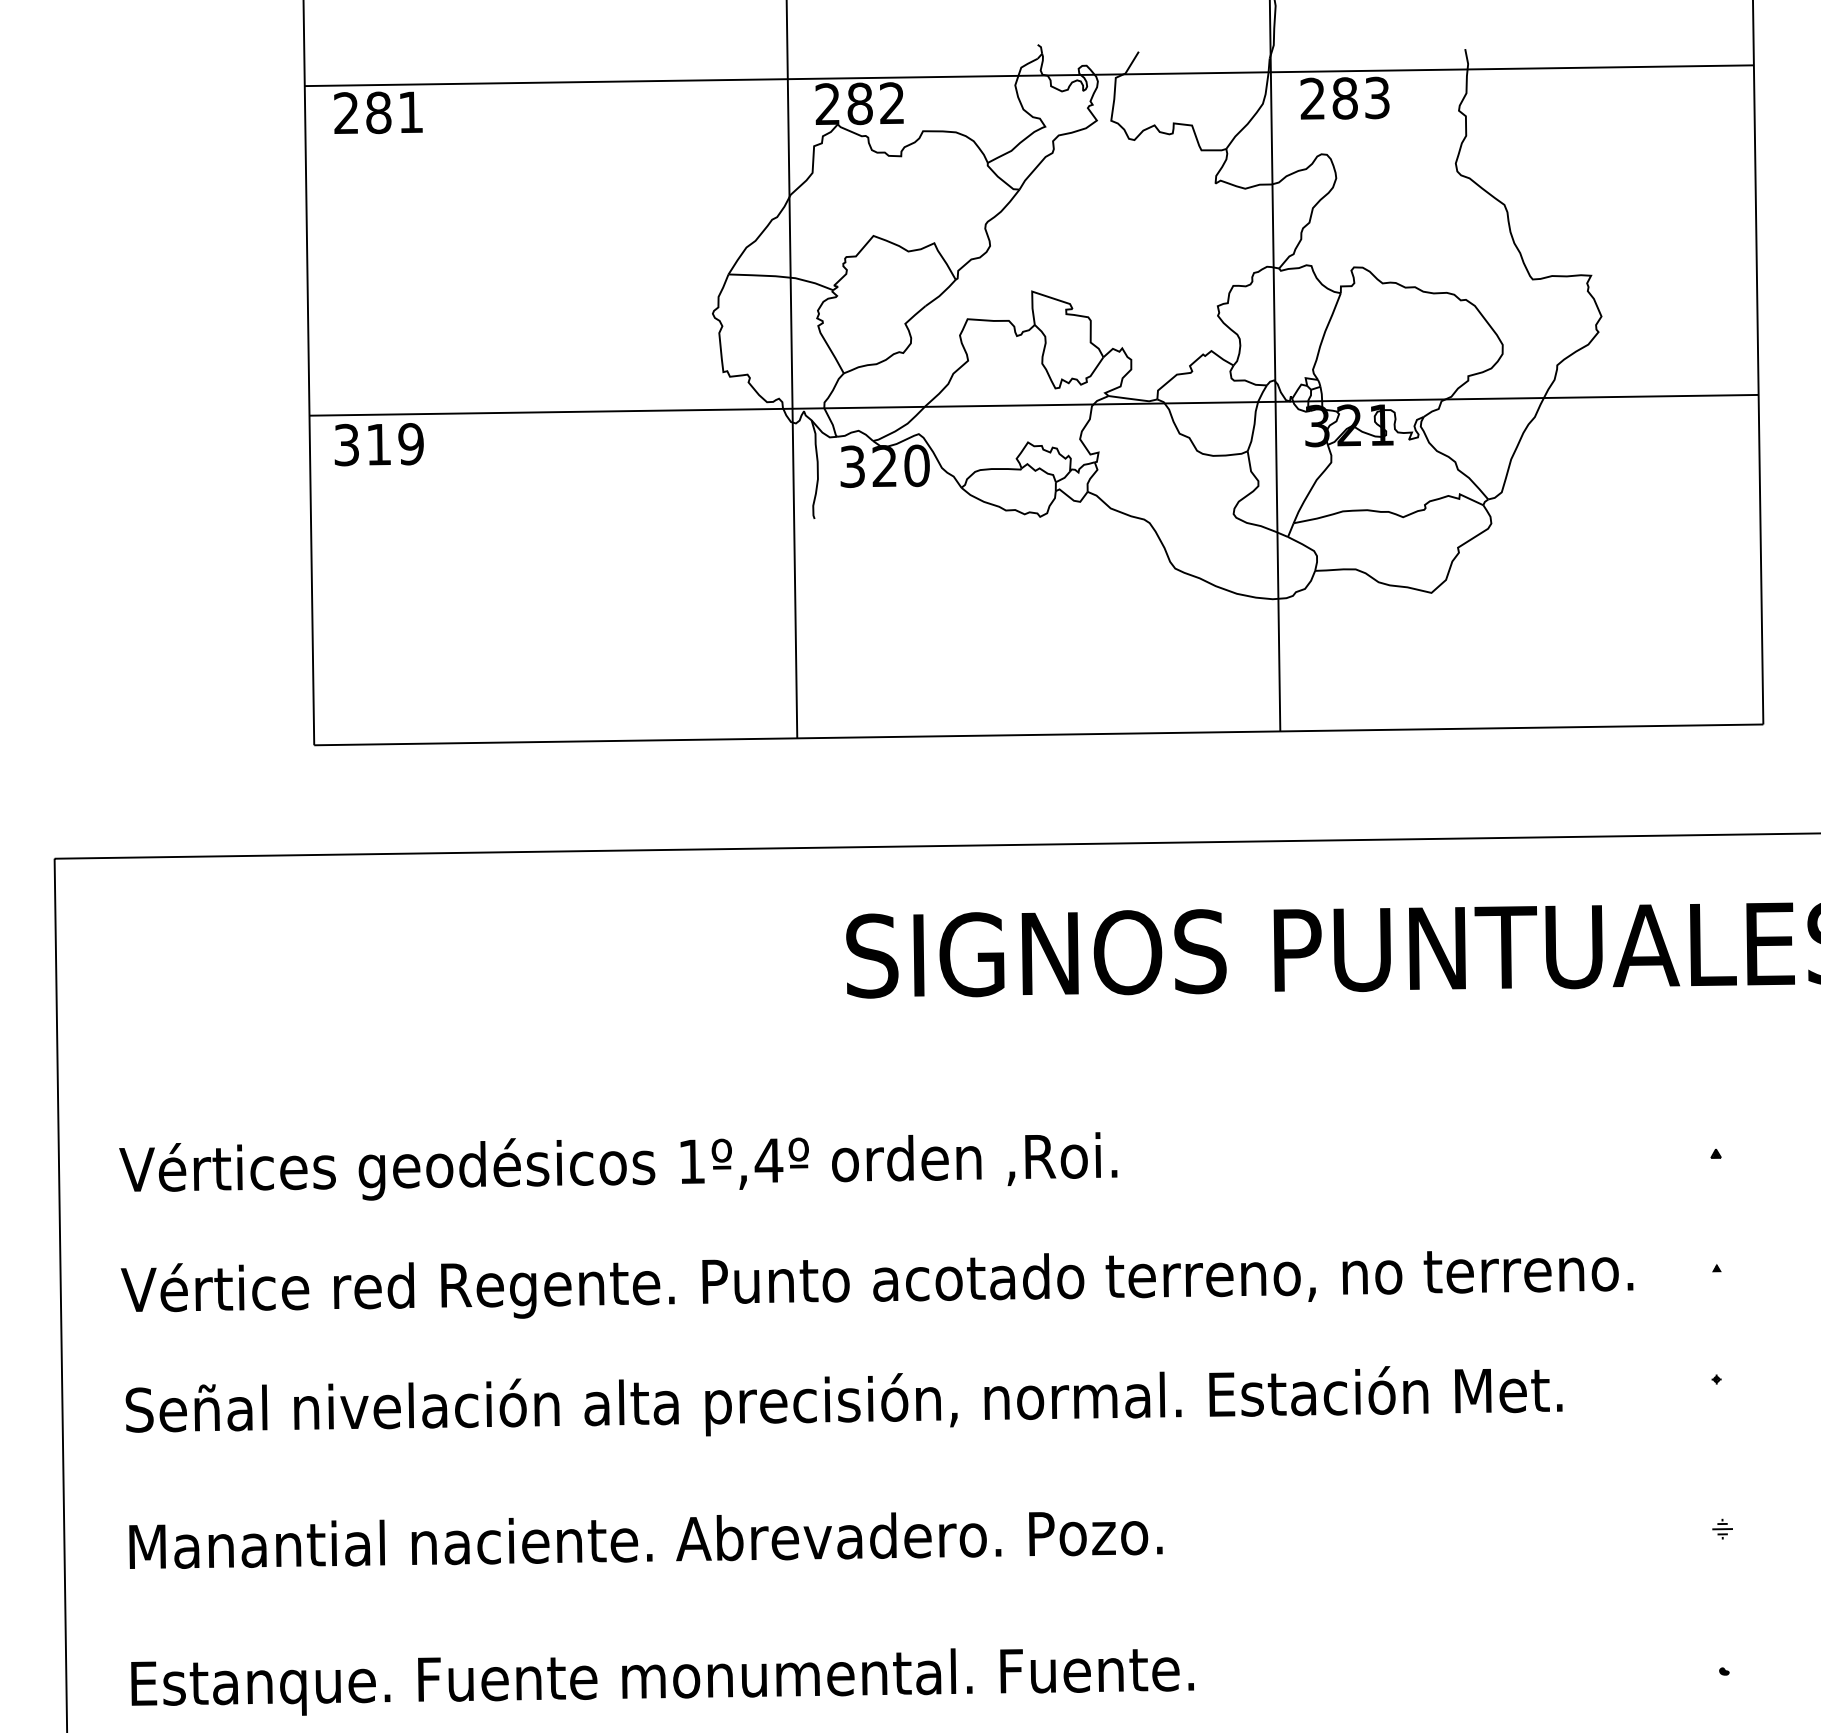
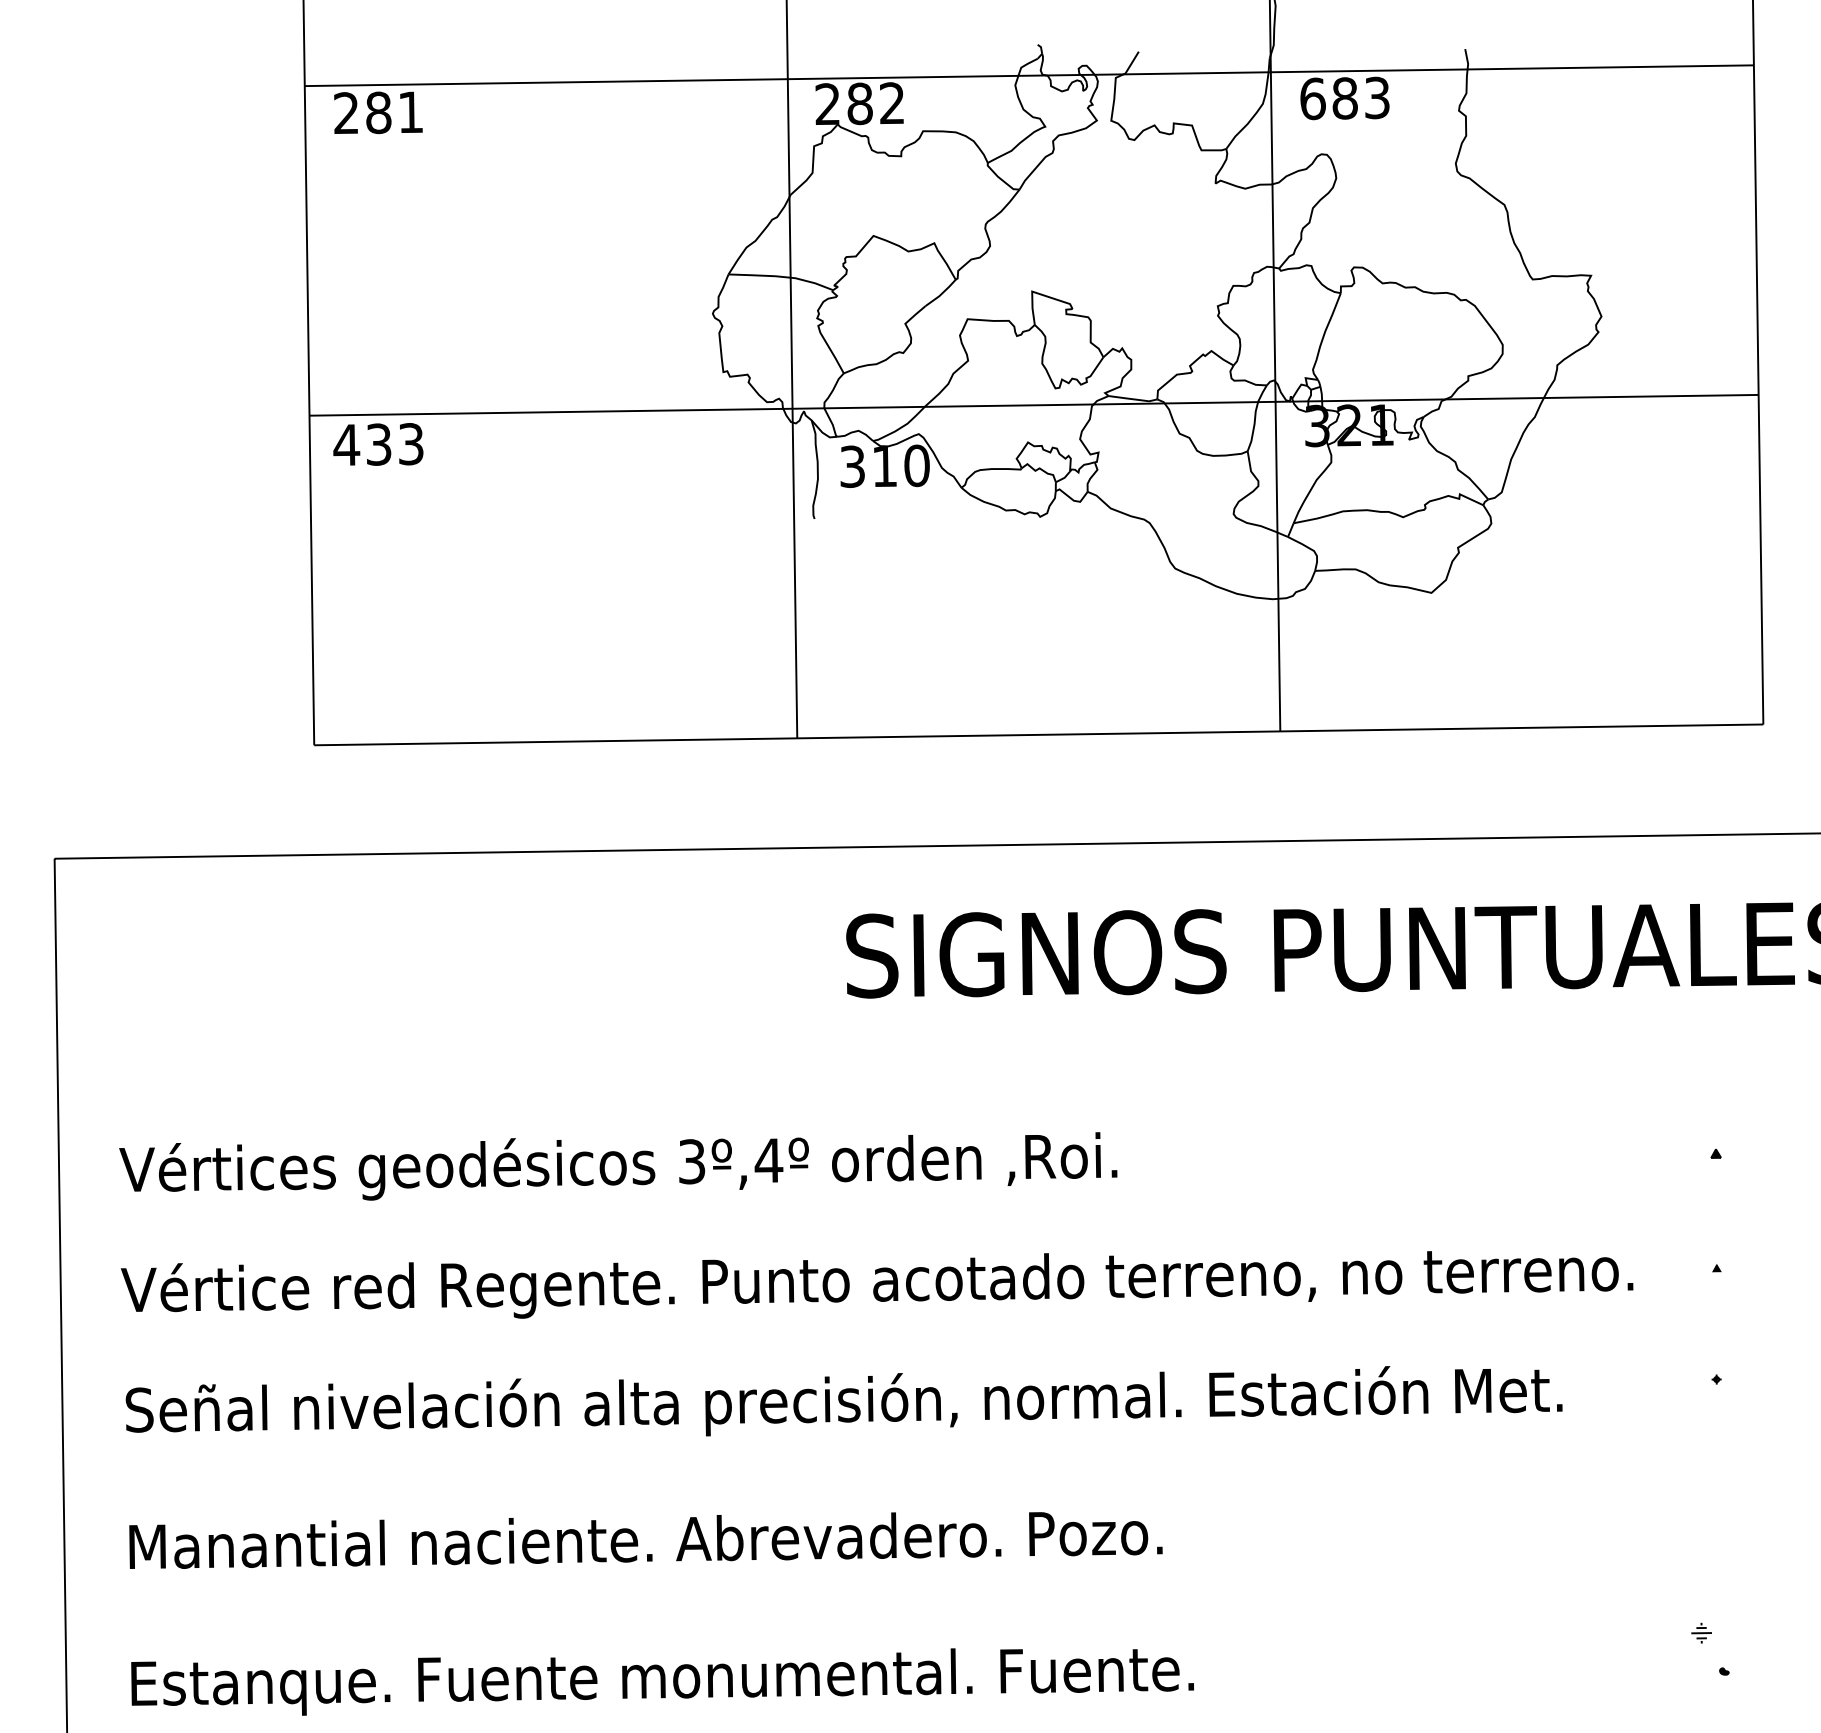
text: 283 -> 683 (1312, 98)
text: 319 -> 433 (378, 444)
text: 320 -> 310 (884, 465)
text: 1º,4º -> 3º,4º (692, 1161)
part position: (1722, 1528) -> (1701, 1632) (1701, 1632)
